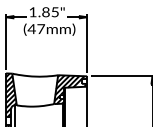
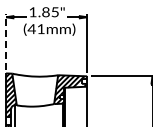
text: (47mm) -> (41mm) (41, 29)
line: solid -> dashed (6, 41)
